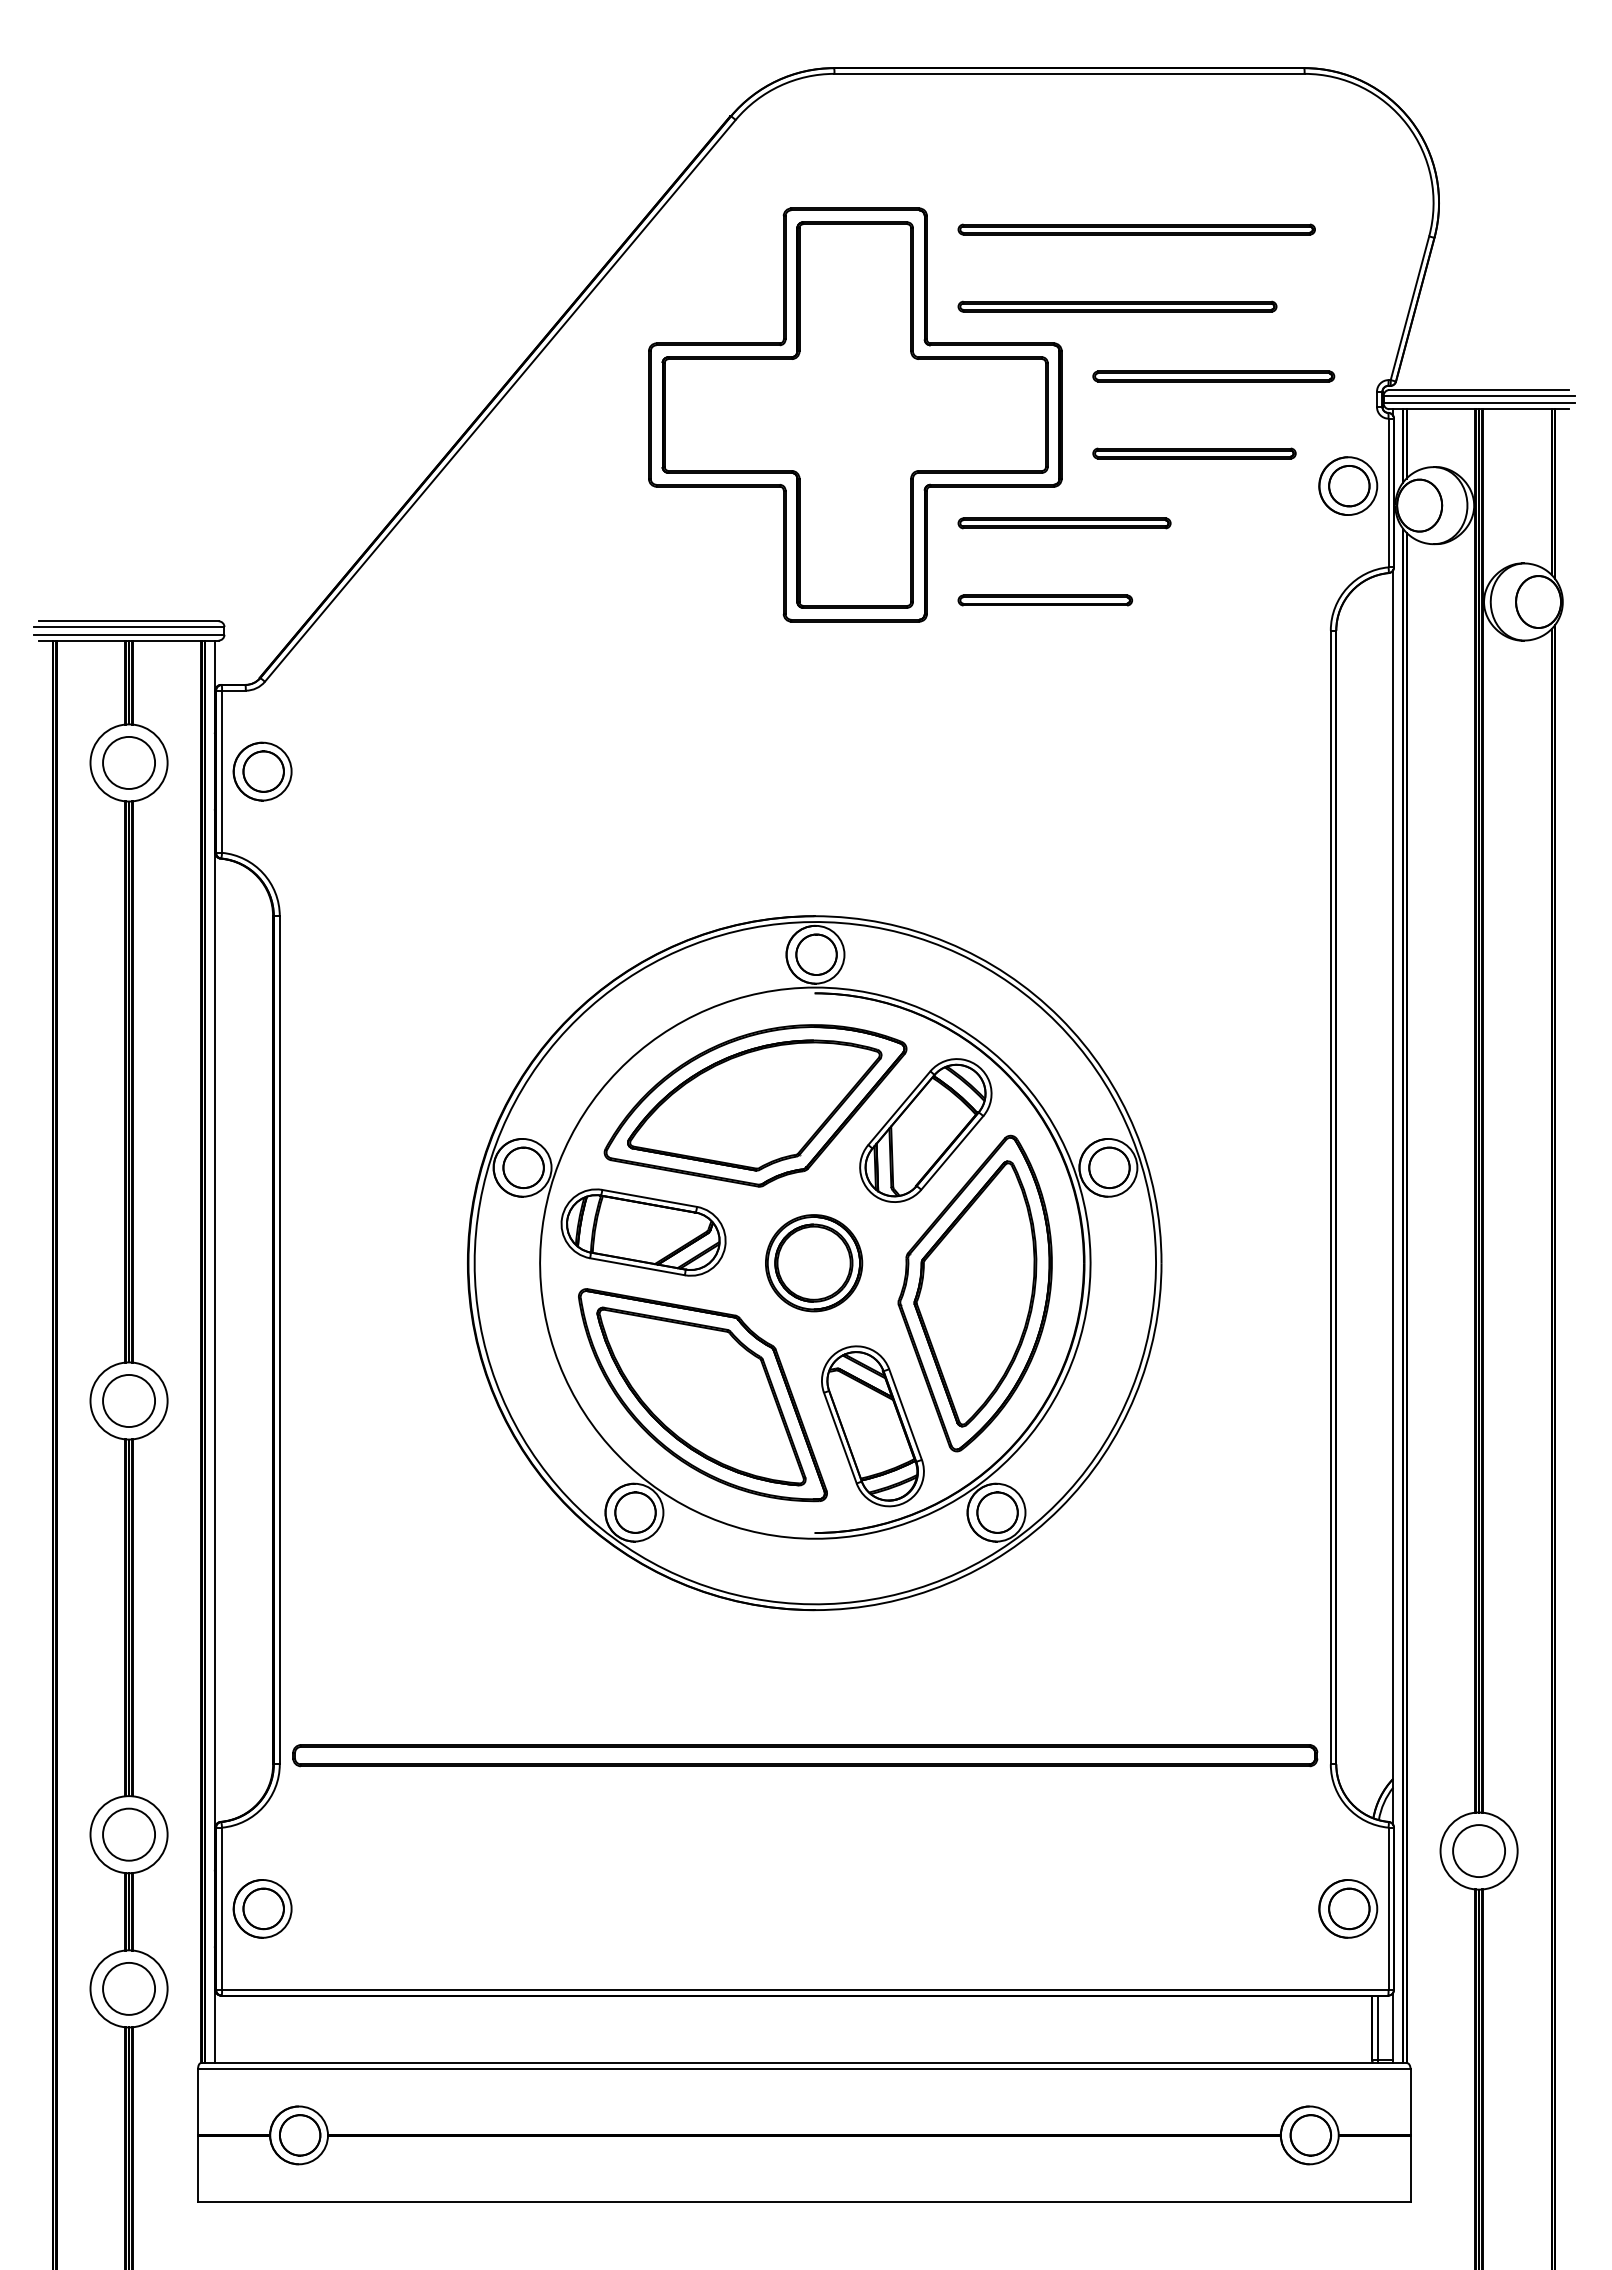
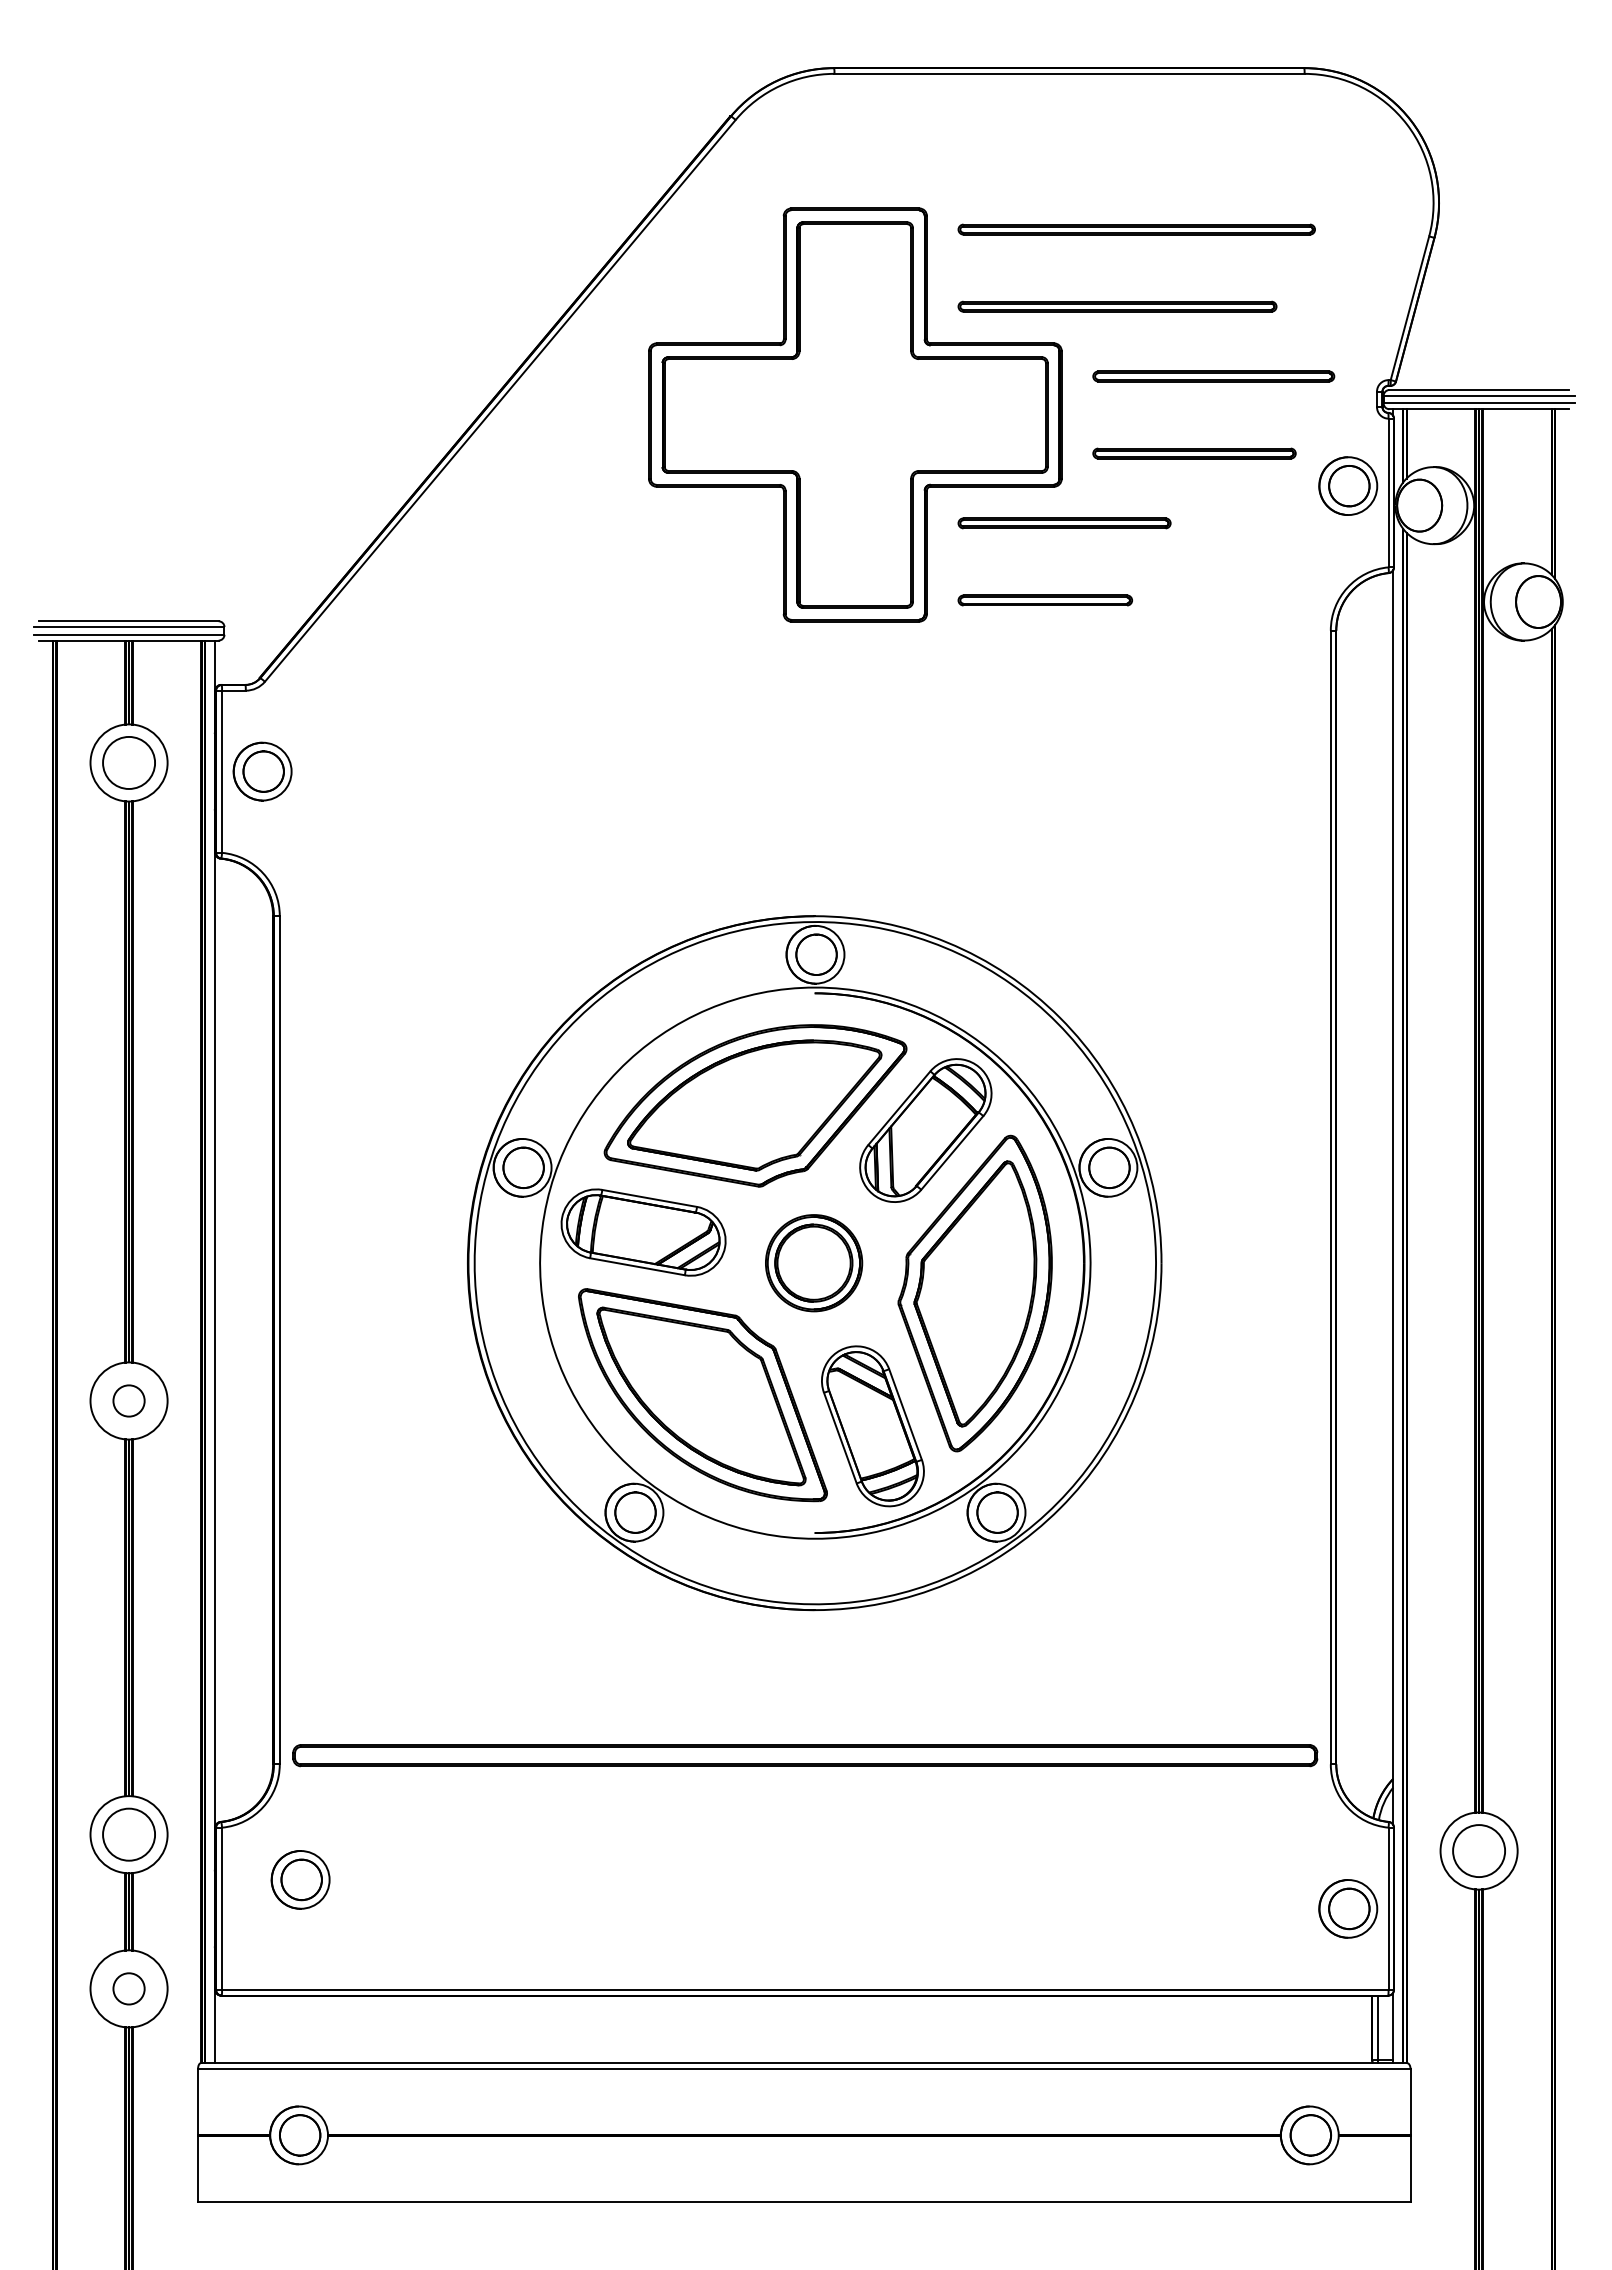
circle diameter: 52 px -> 31 px (128, 1400)
part position: (262, 1908) -> (300, 1879) (300, 1879)
circle diameter: 52 px -> 31 px (128, 1988)
